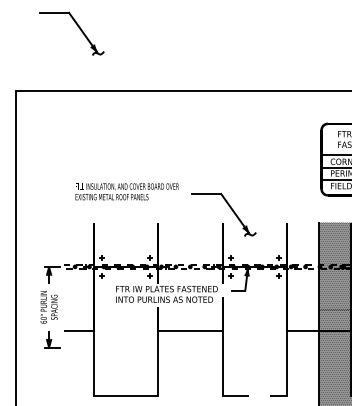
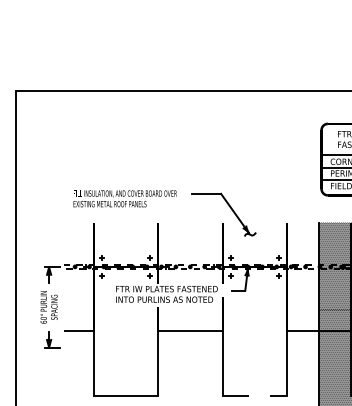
part: present -> none (79, 29)
text position: (126, 191) -> (124, 198) (124, 198)
